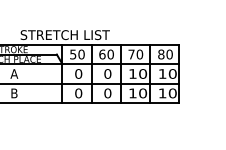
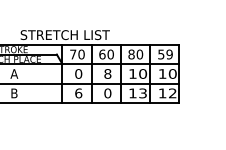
text: 50 -> 70 (73, 54)
text: 70 -> 80 (131, 54)
text: 80 -> 59 (165, 54)
text: 0 -> 8 (107, 73)
text: 0 -> 6 (78, 92)
text: 10 -> 13 (143, 93)
text: 10 -> 12 (172, 93)
